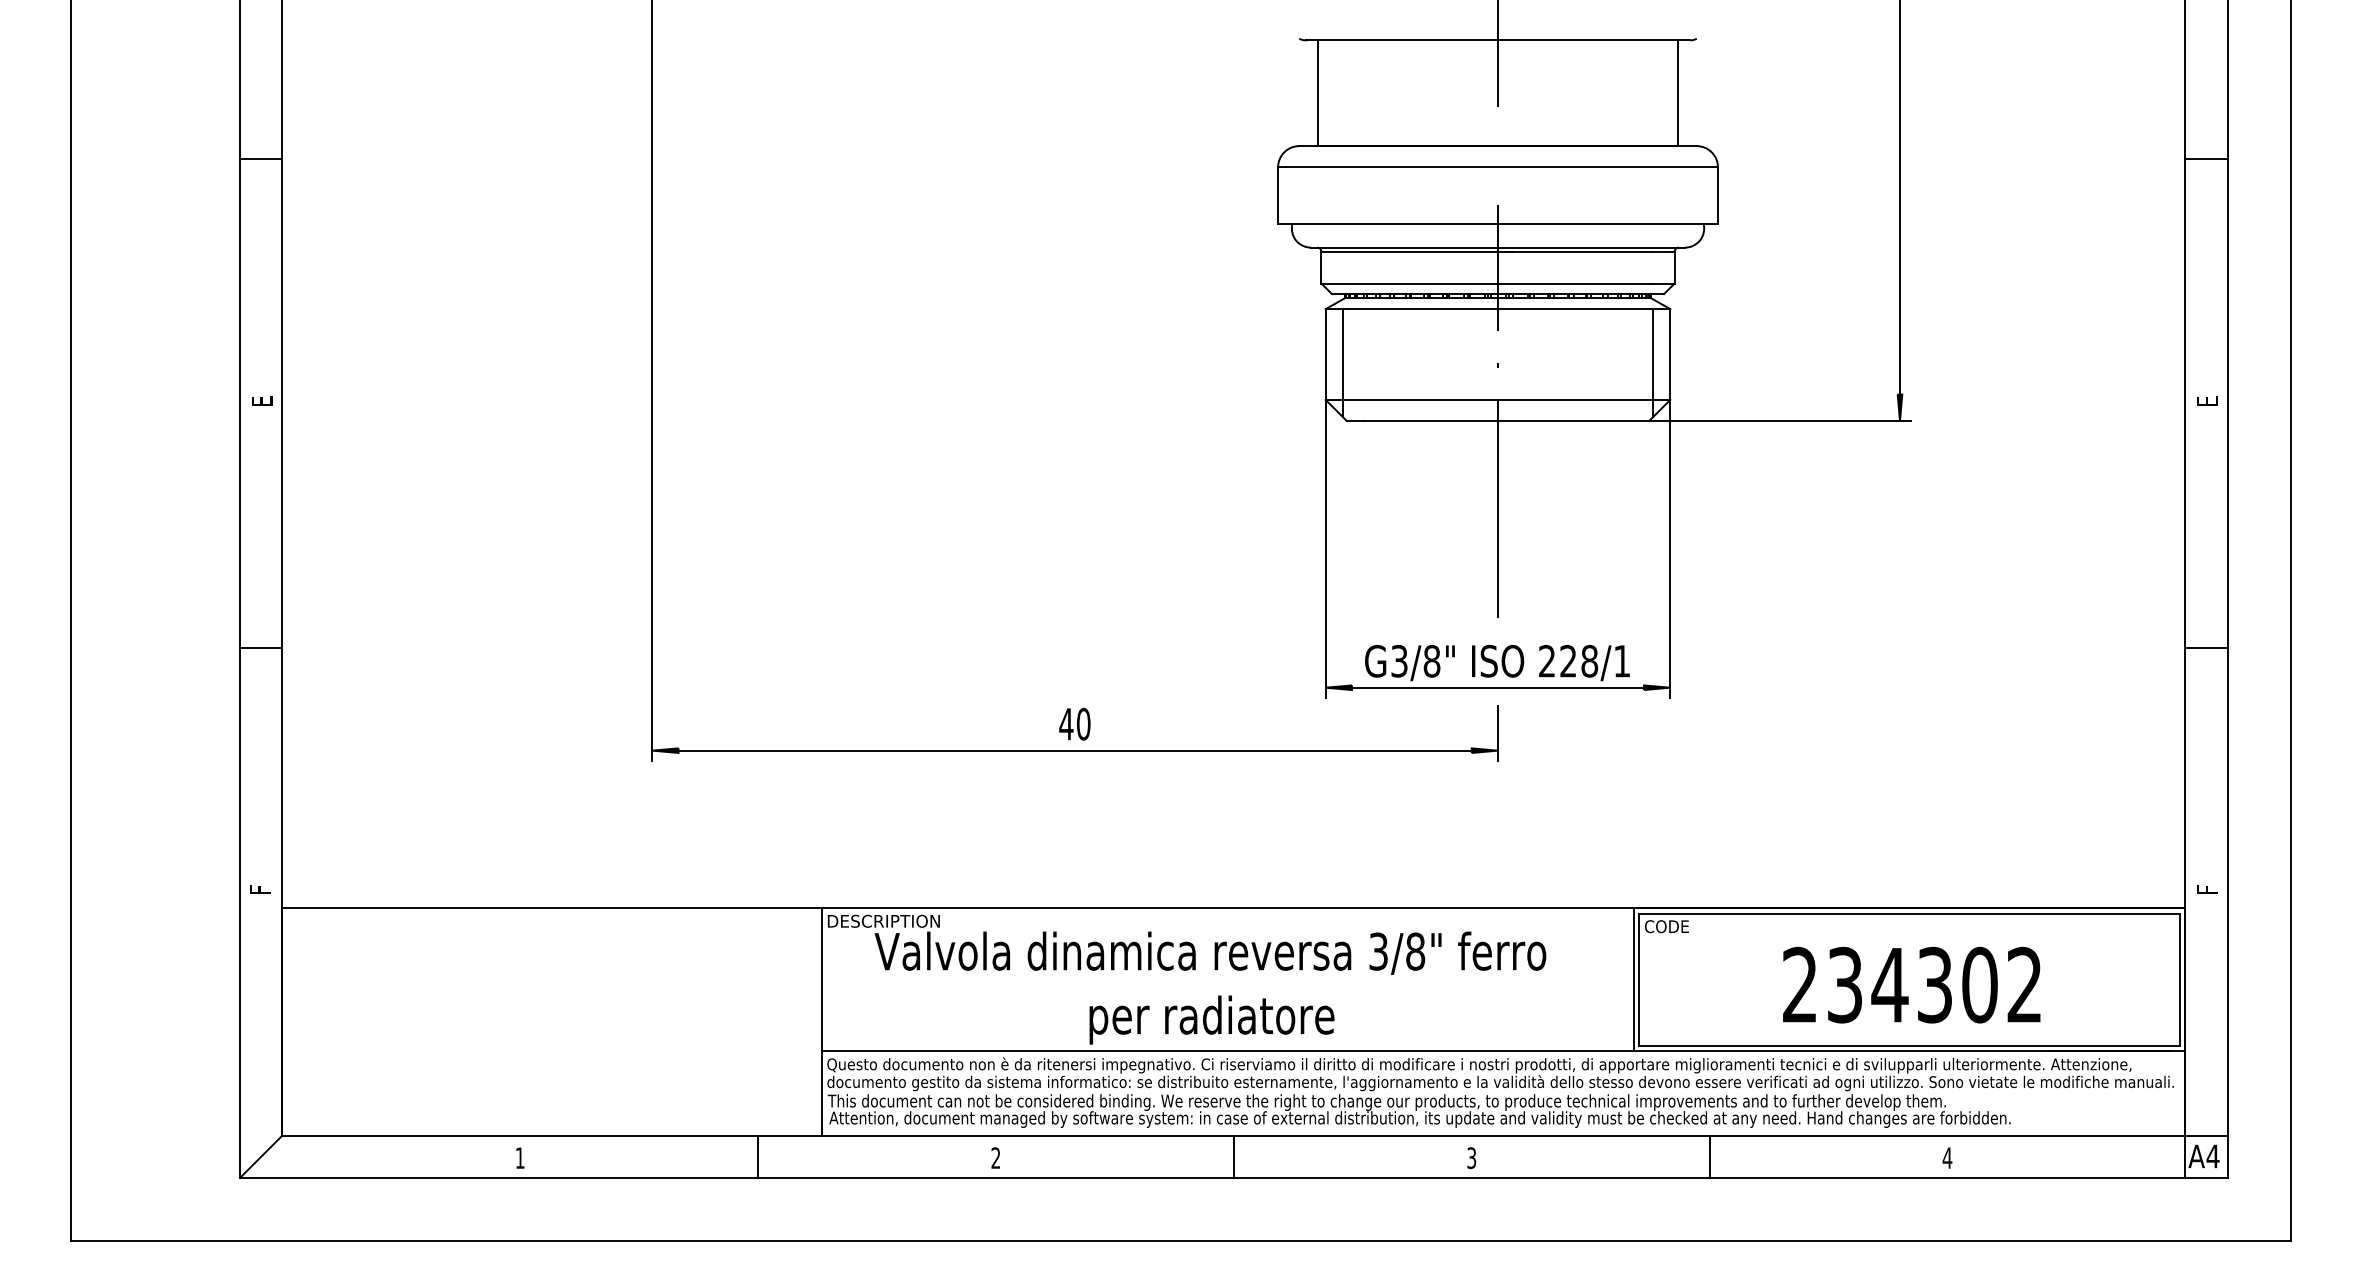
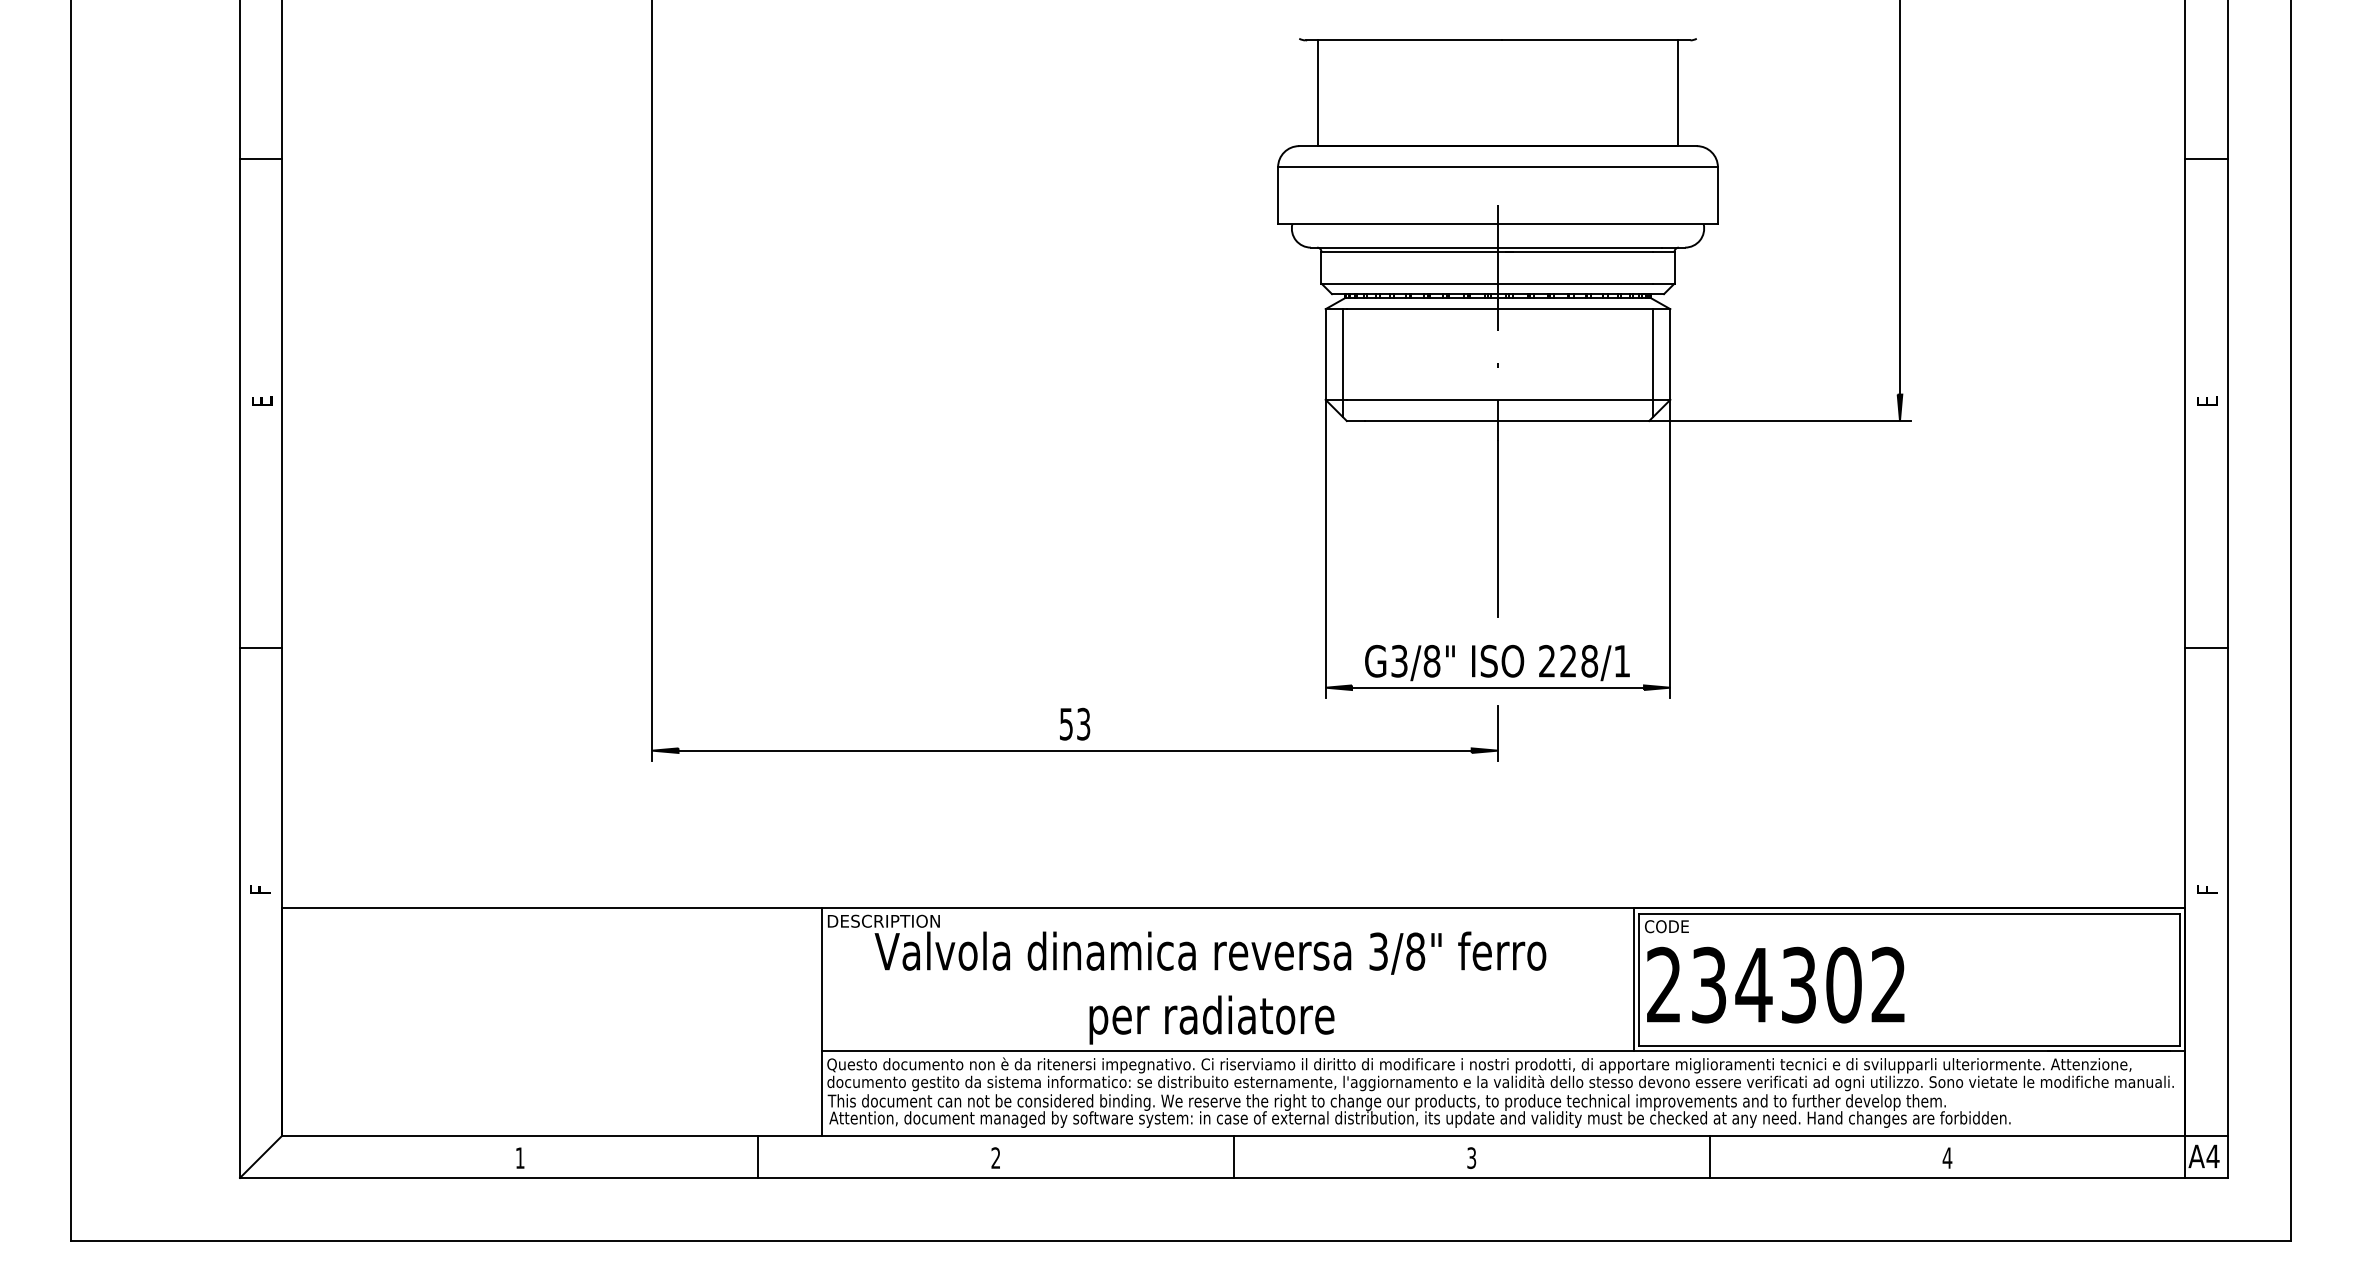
line: present -> none (1498, 54)
text: 40 -> 53 (1074, 723)
text position: (1911, 984) -> (1775, 984) (1775, 984)
